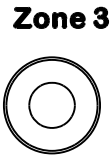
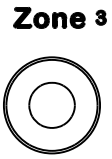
part size: 16x23 px -> 12x17 px (100, 17)
